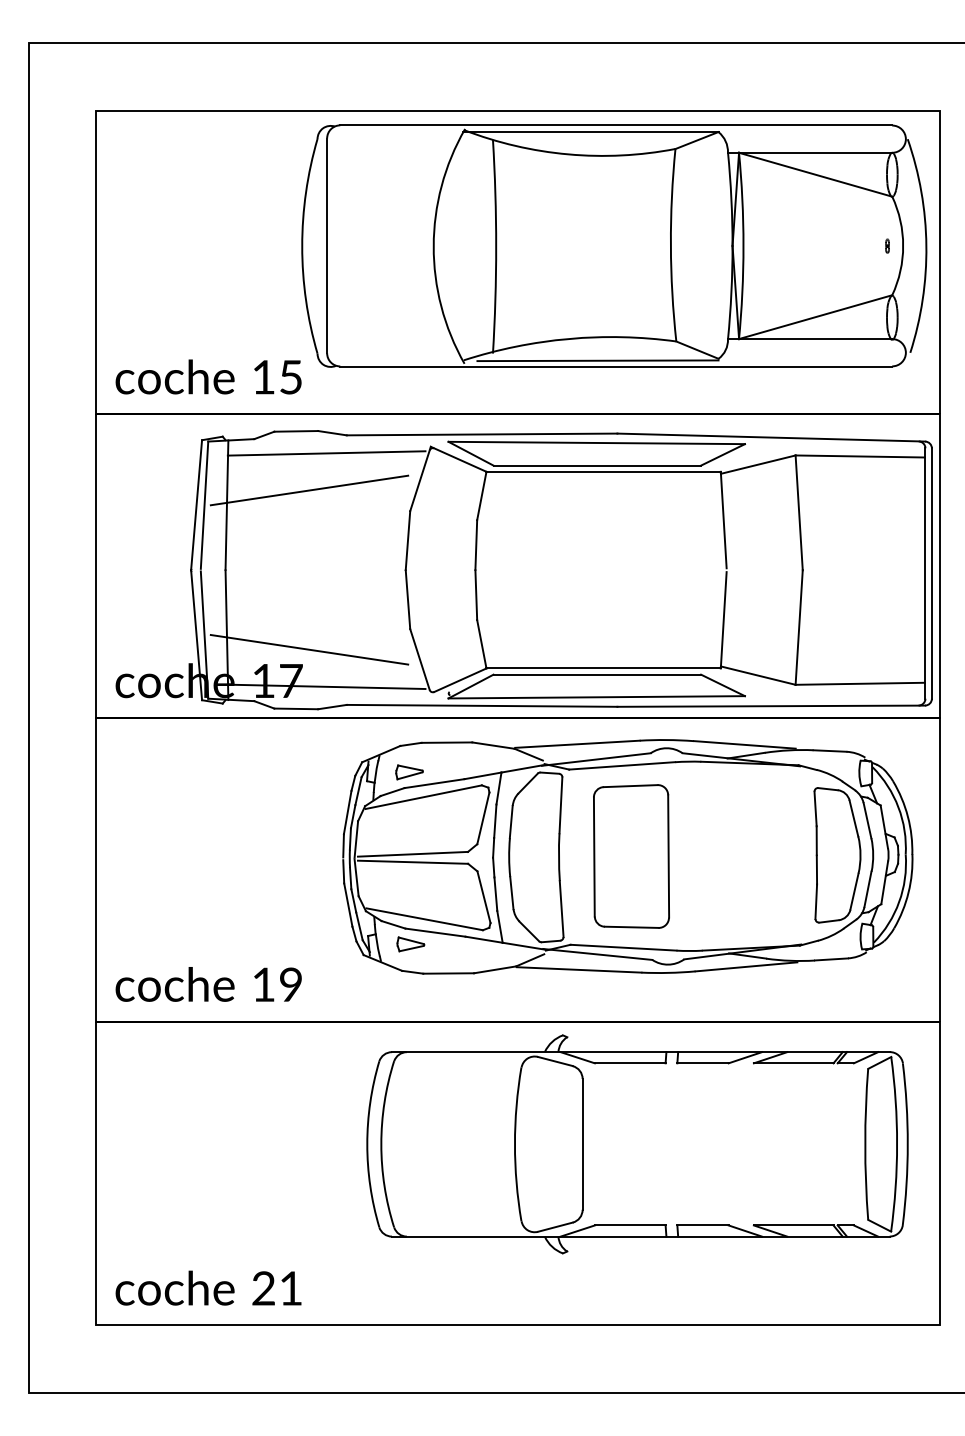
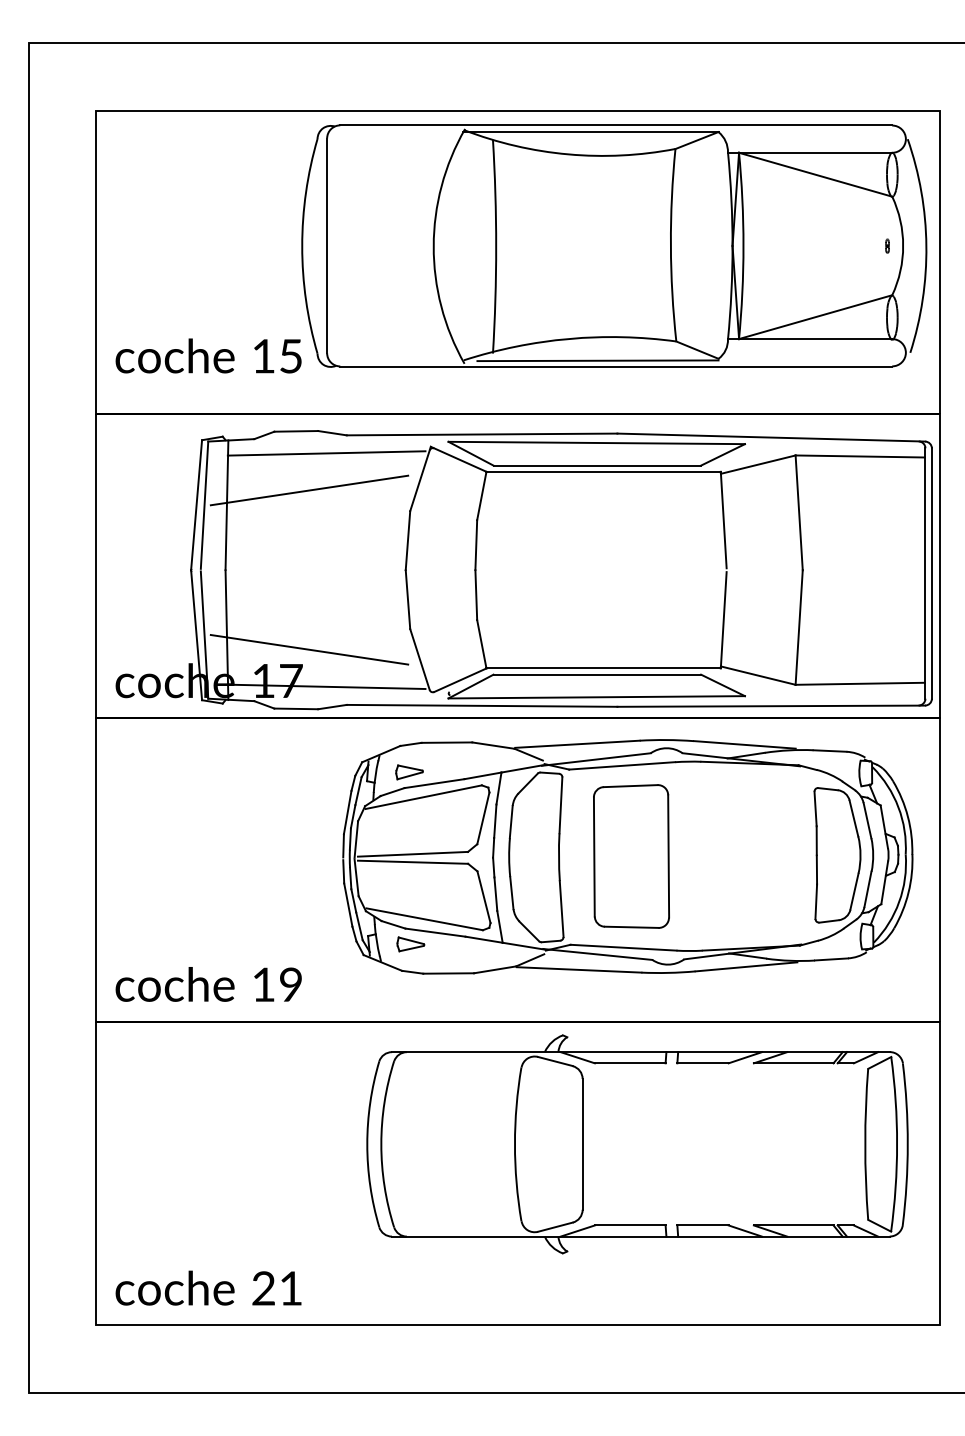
text position: (208, 376) -> (208, 355) (208, 355)
